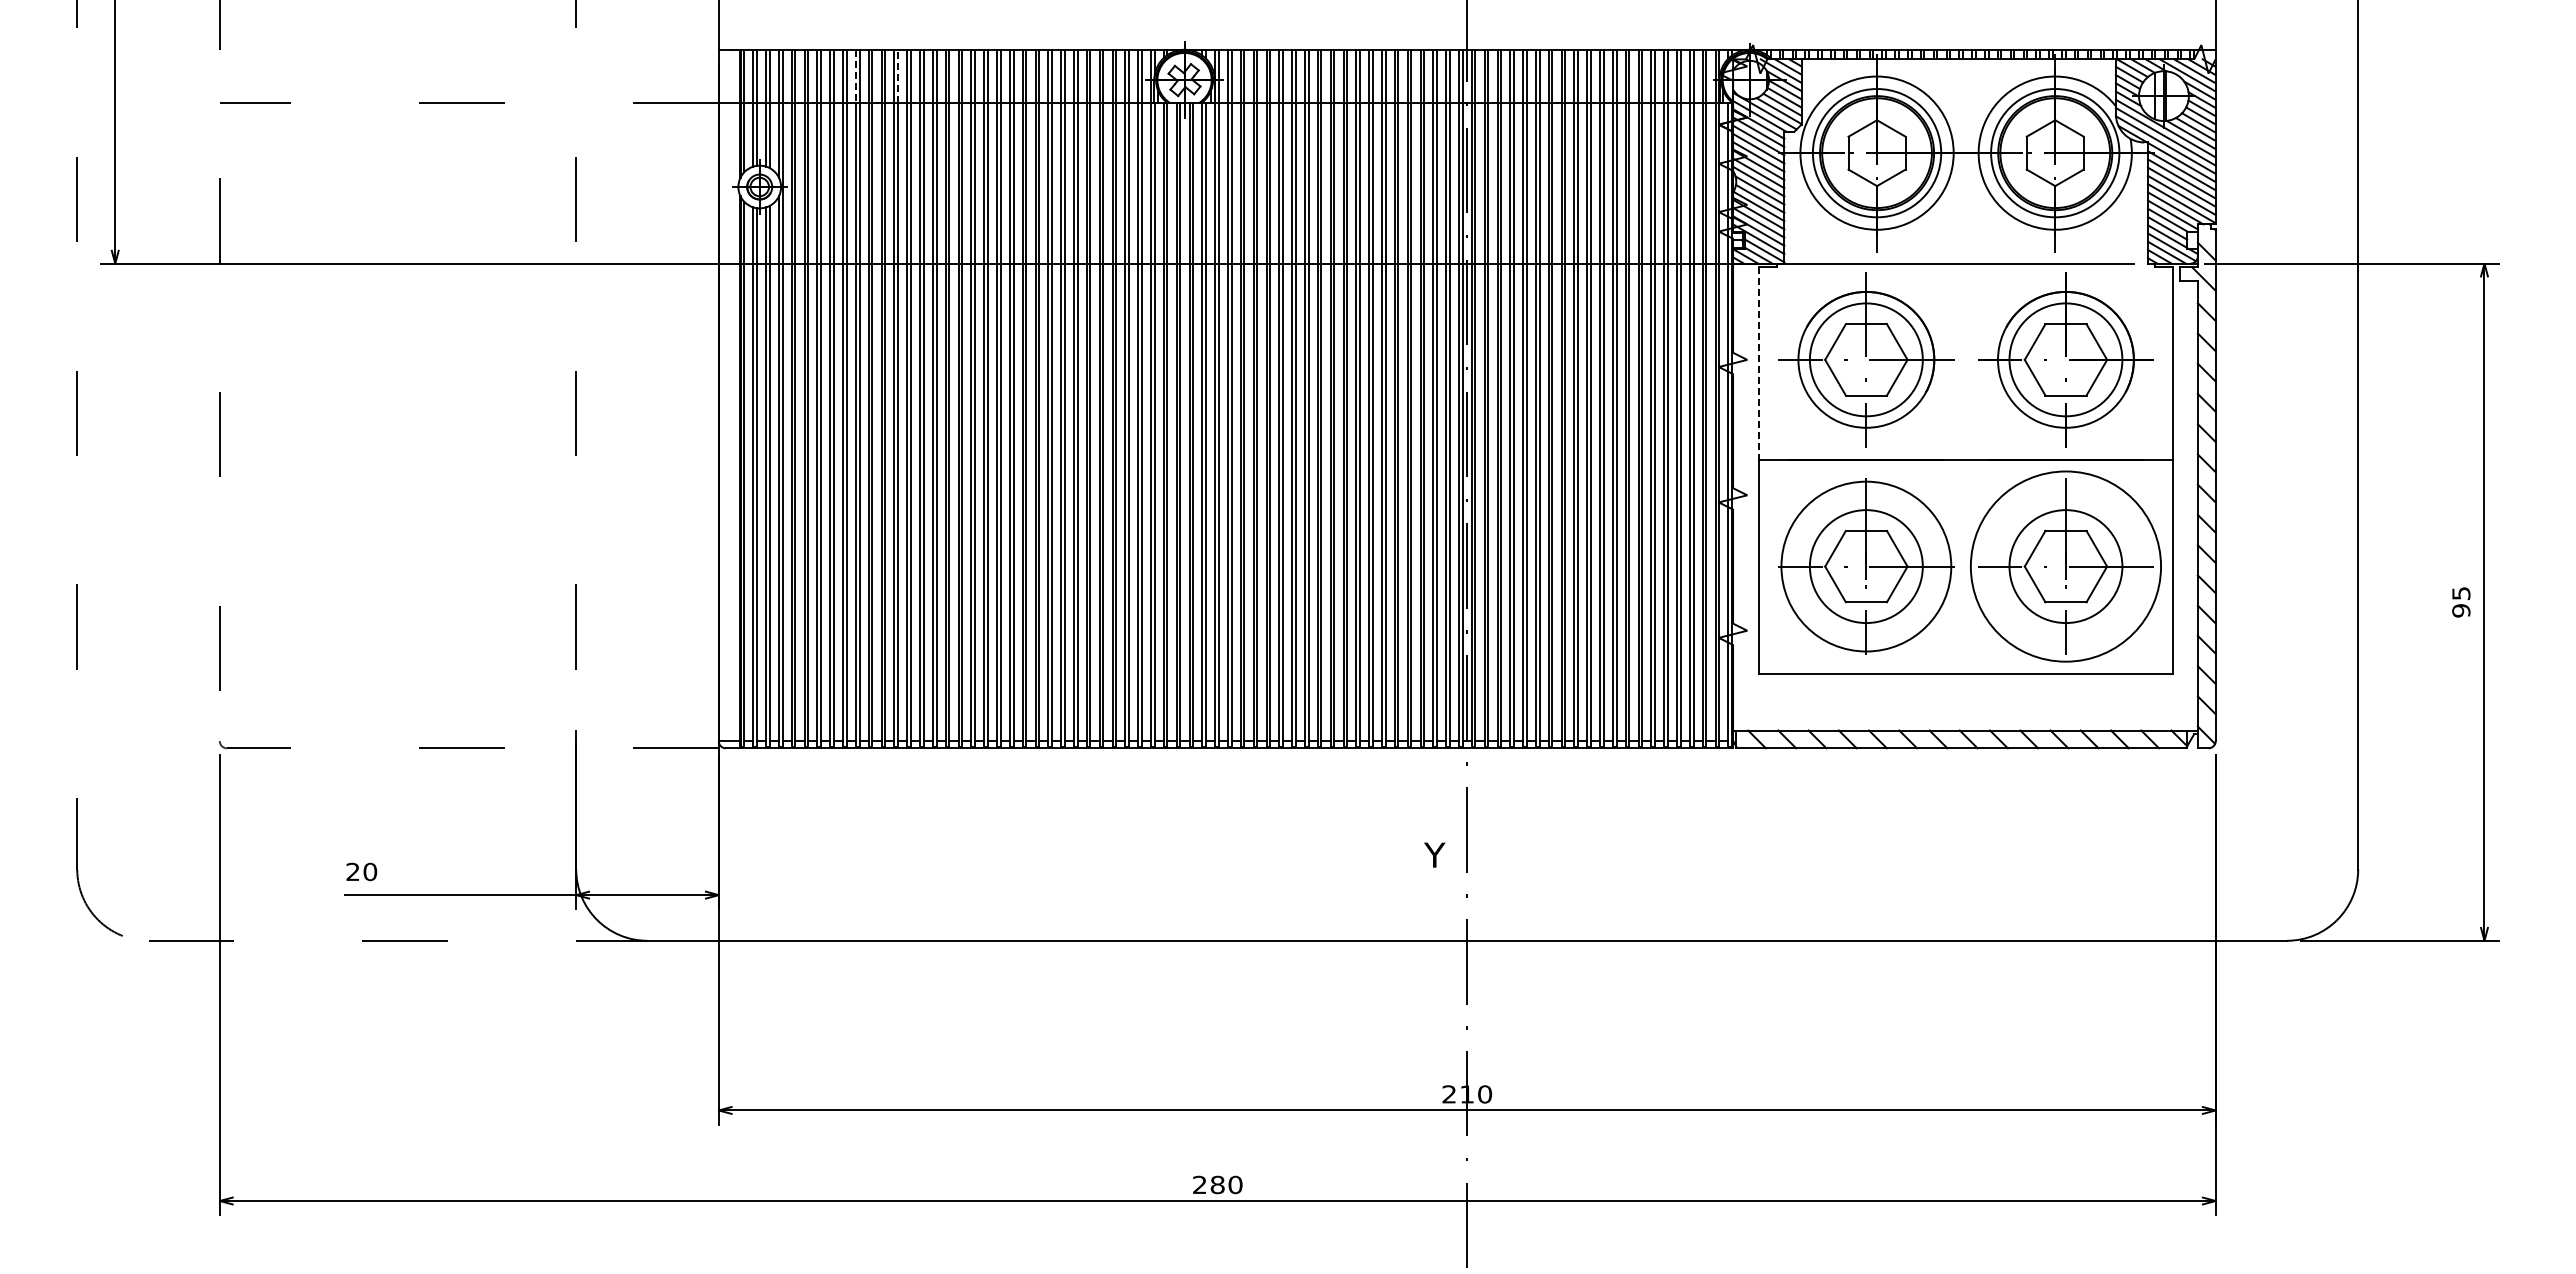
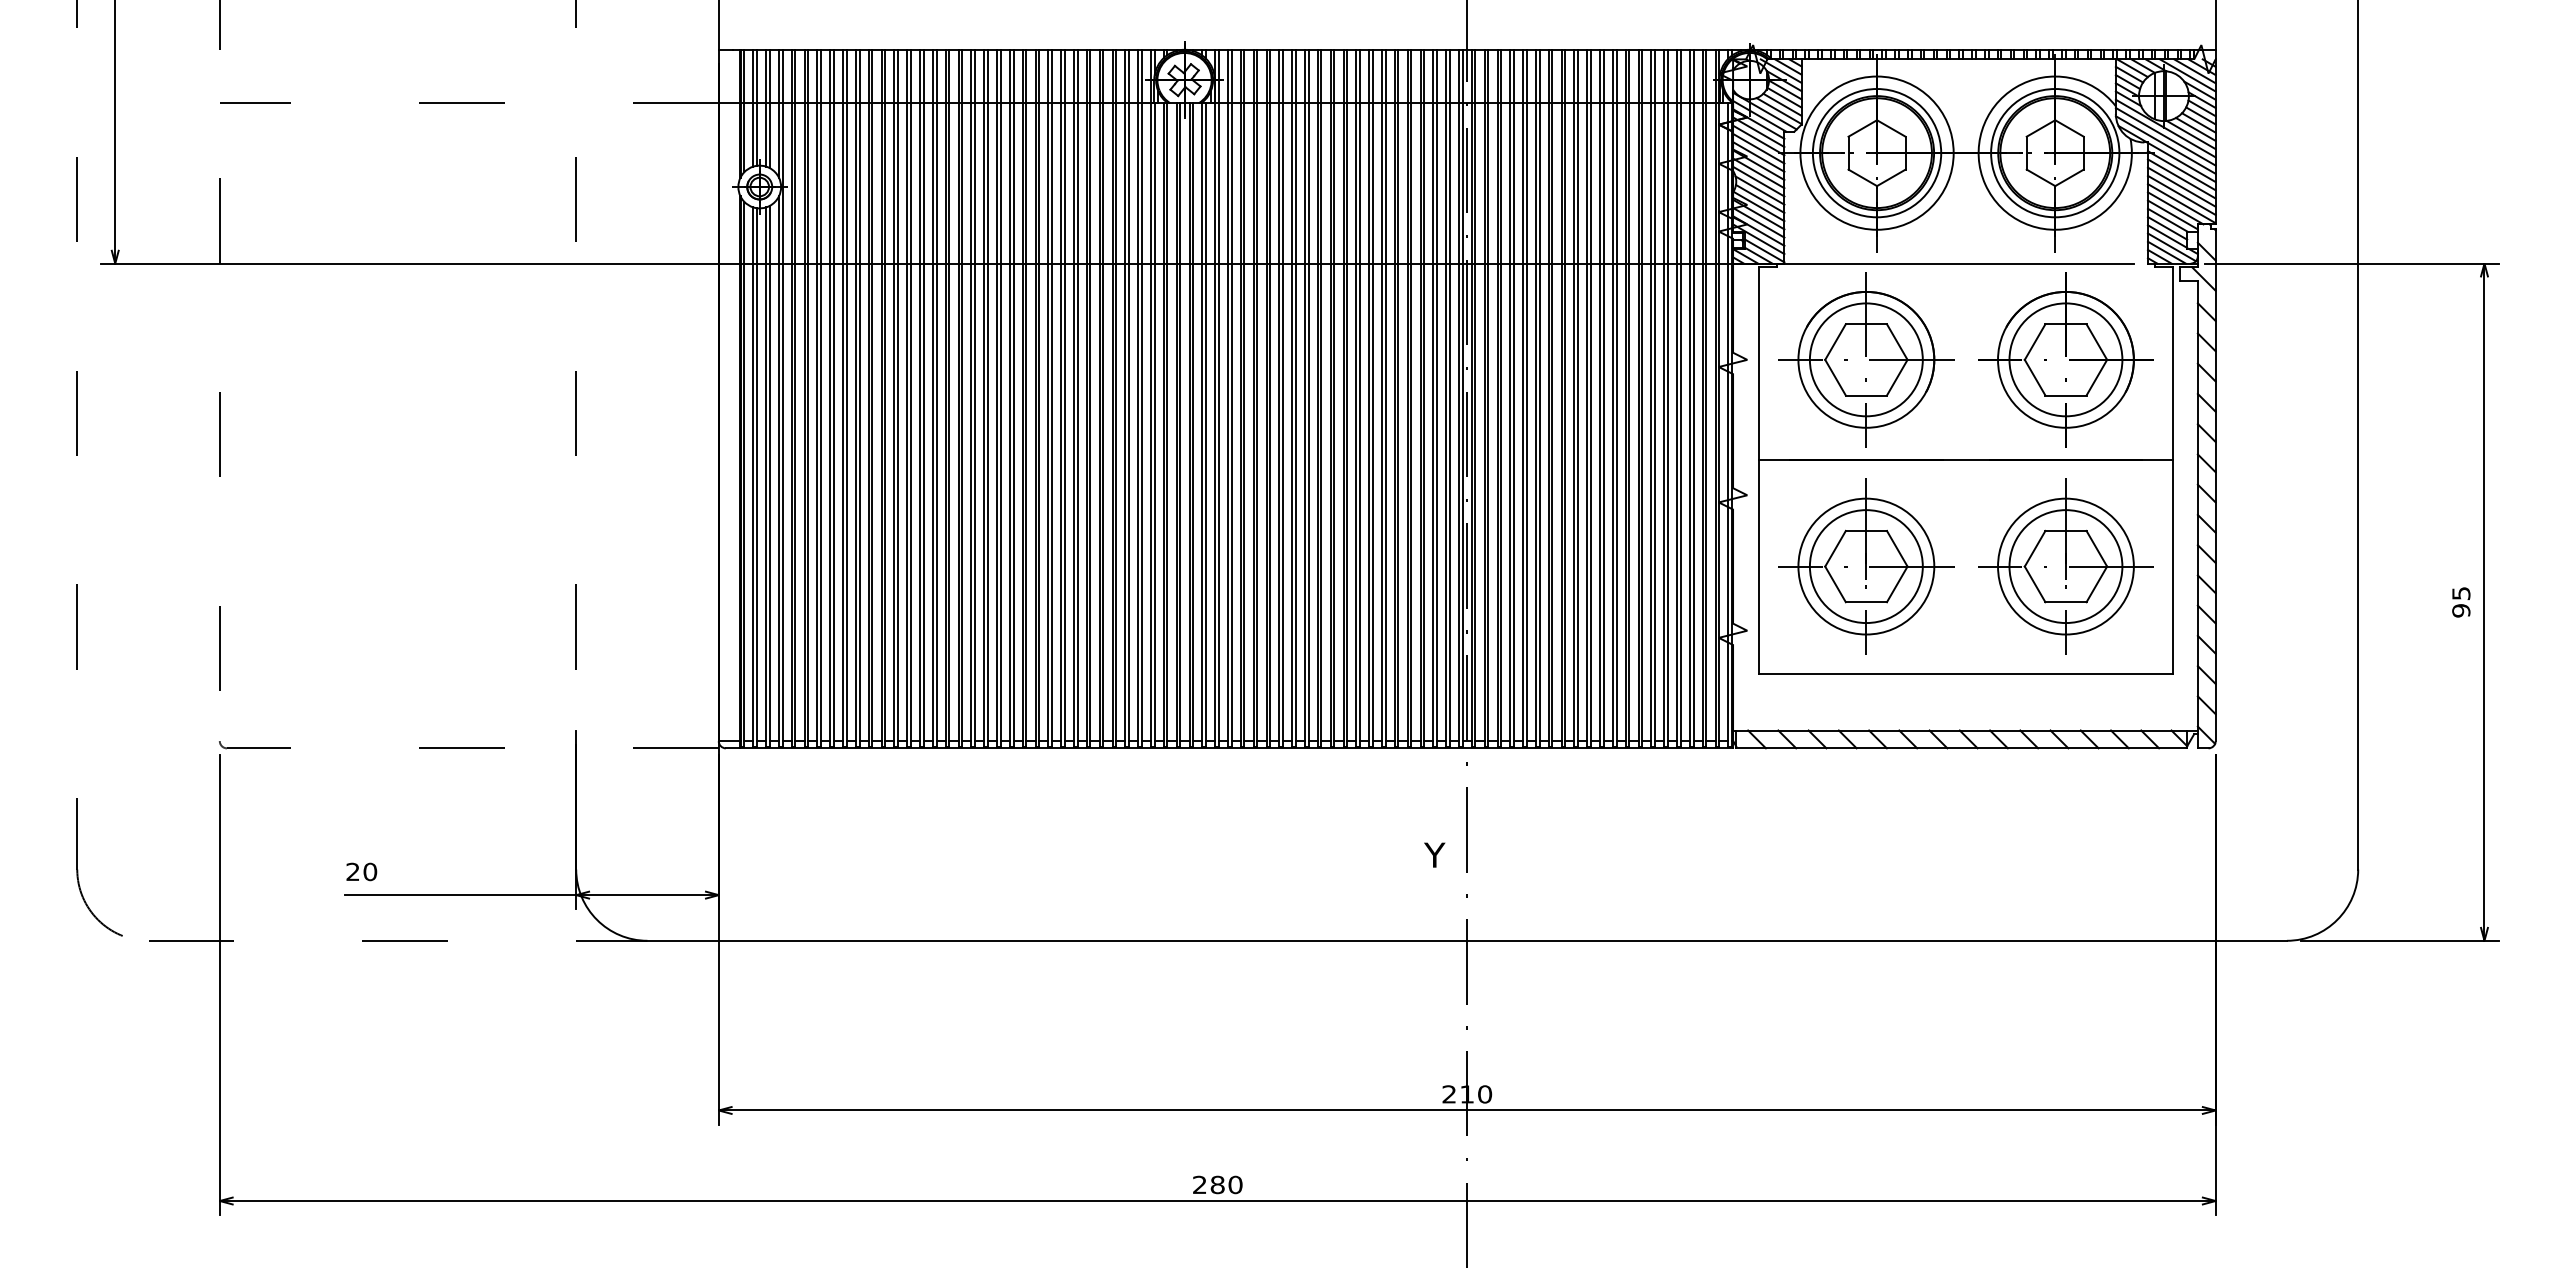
line: dashed -> solid (855, 76)
line: dashed -> solid (898, 76)
line: dashed -> solid (1759, 363)
circle diameter: 170 px -> 136 px (1866, 566)
circle diameter: 190 px -> 136 px (2065, 566)
